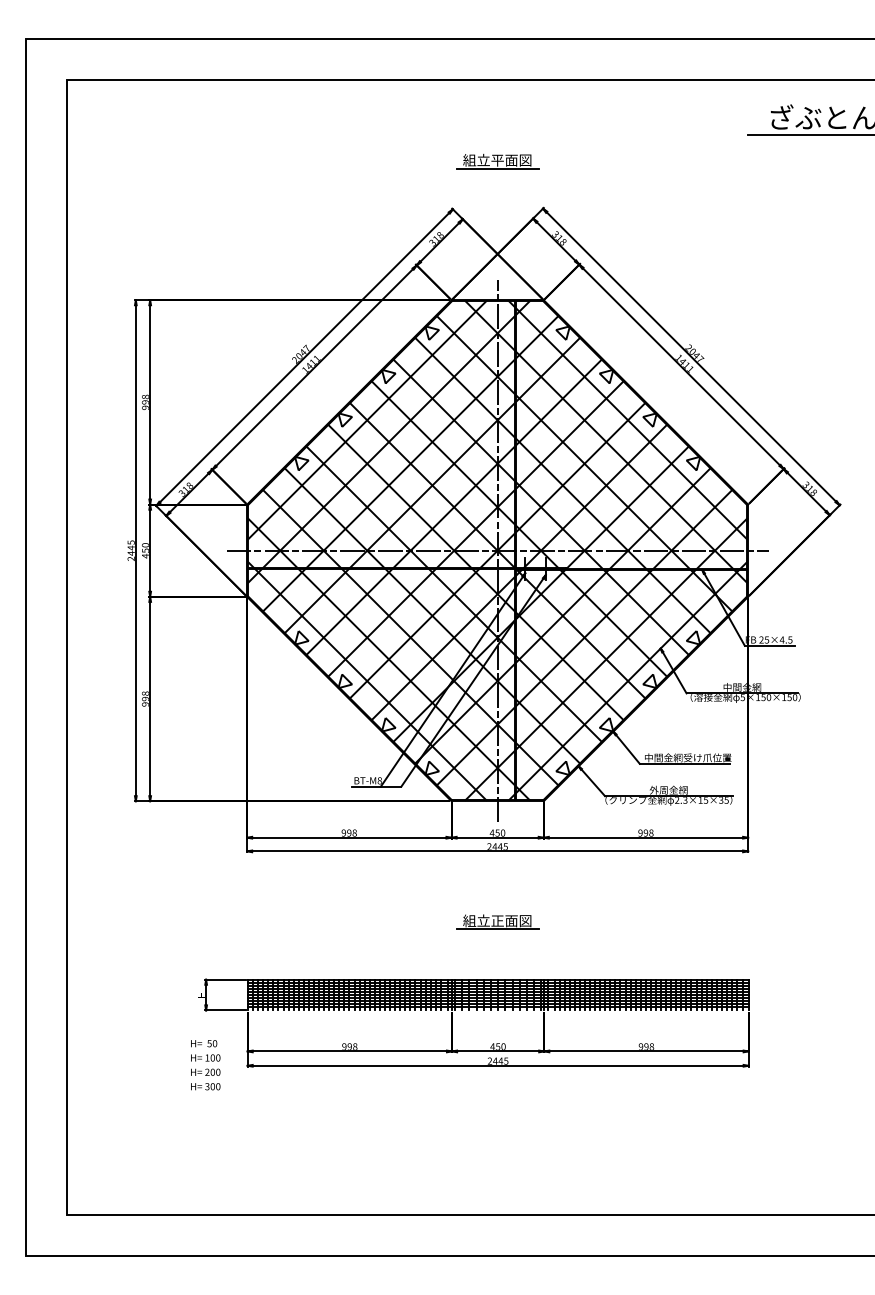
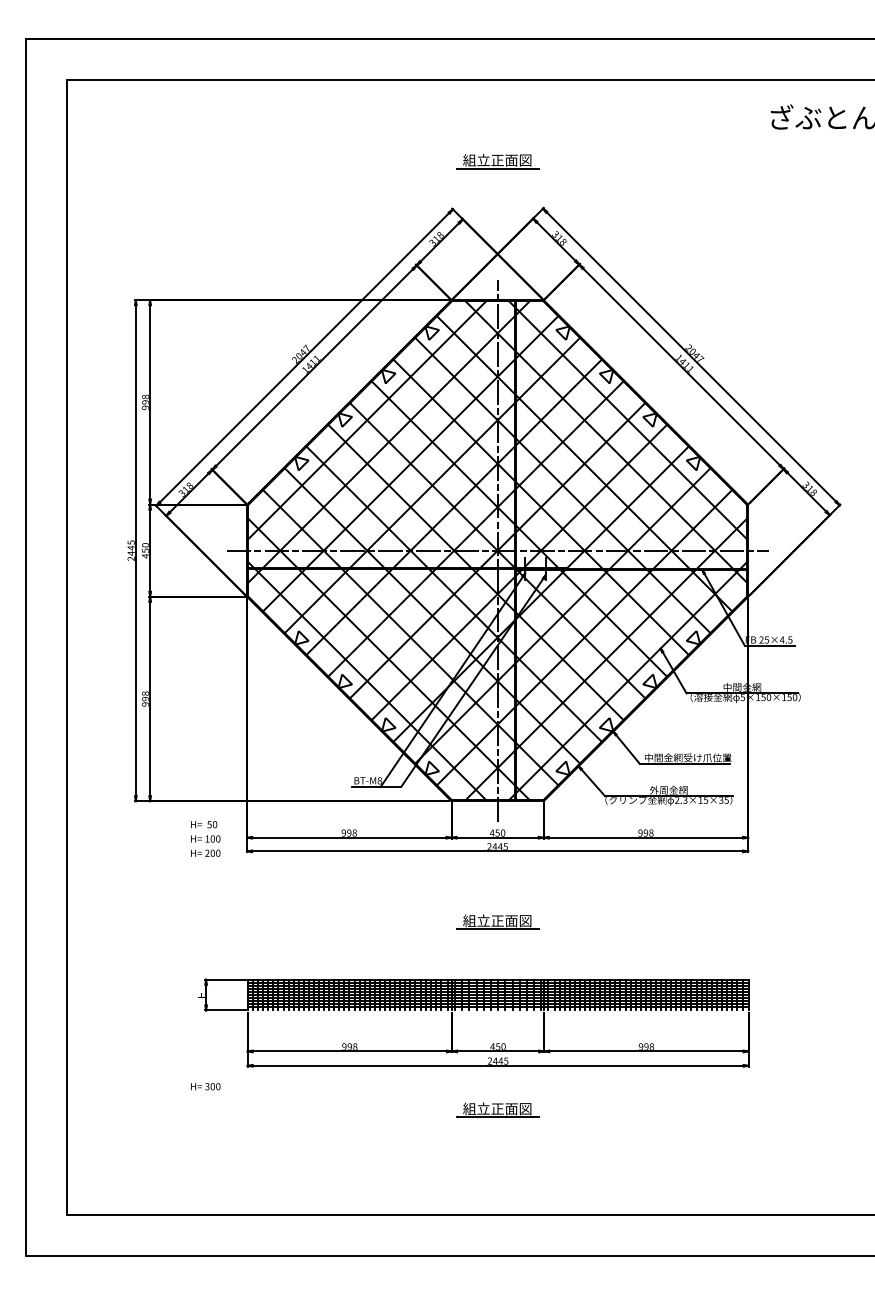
line: present -> none (809, 135)
text: 組立平面図 -> 組立正面図 (497, 160)
text position: (205, 1057) -> (205, 838) (205, 838)
part: none -> present (497, 1109)
